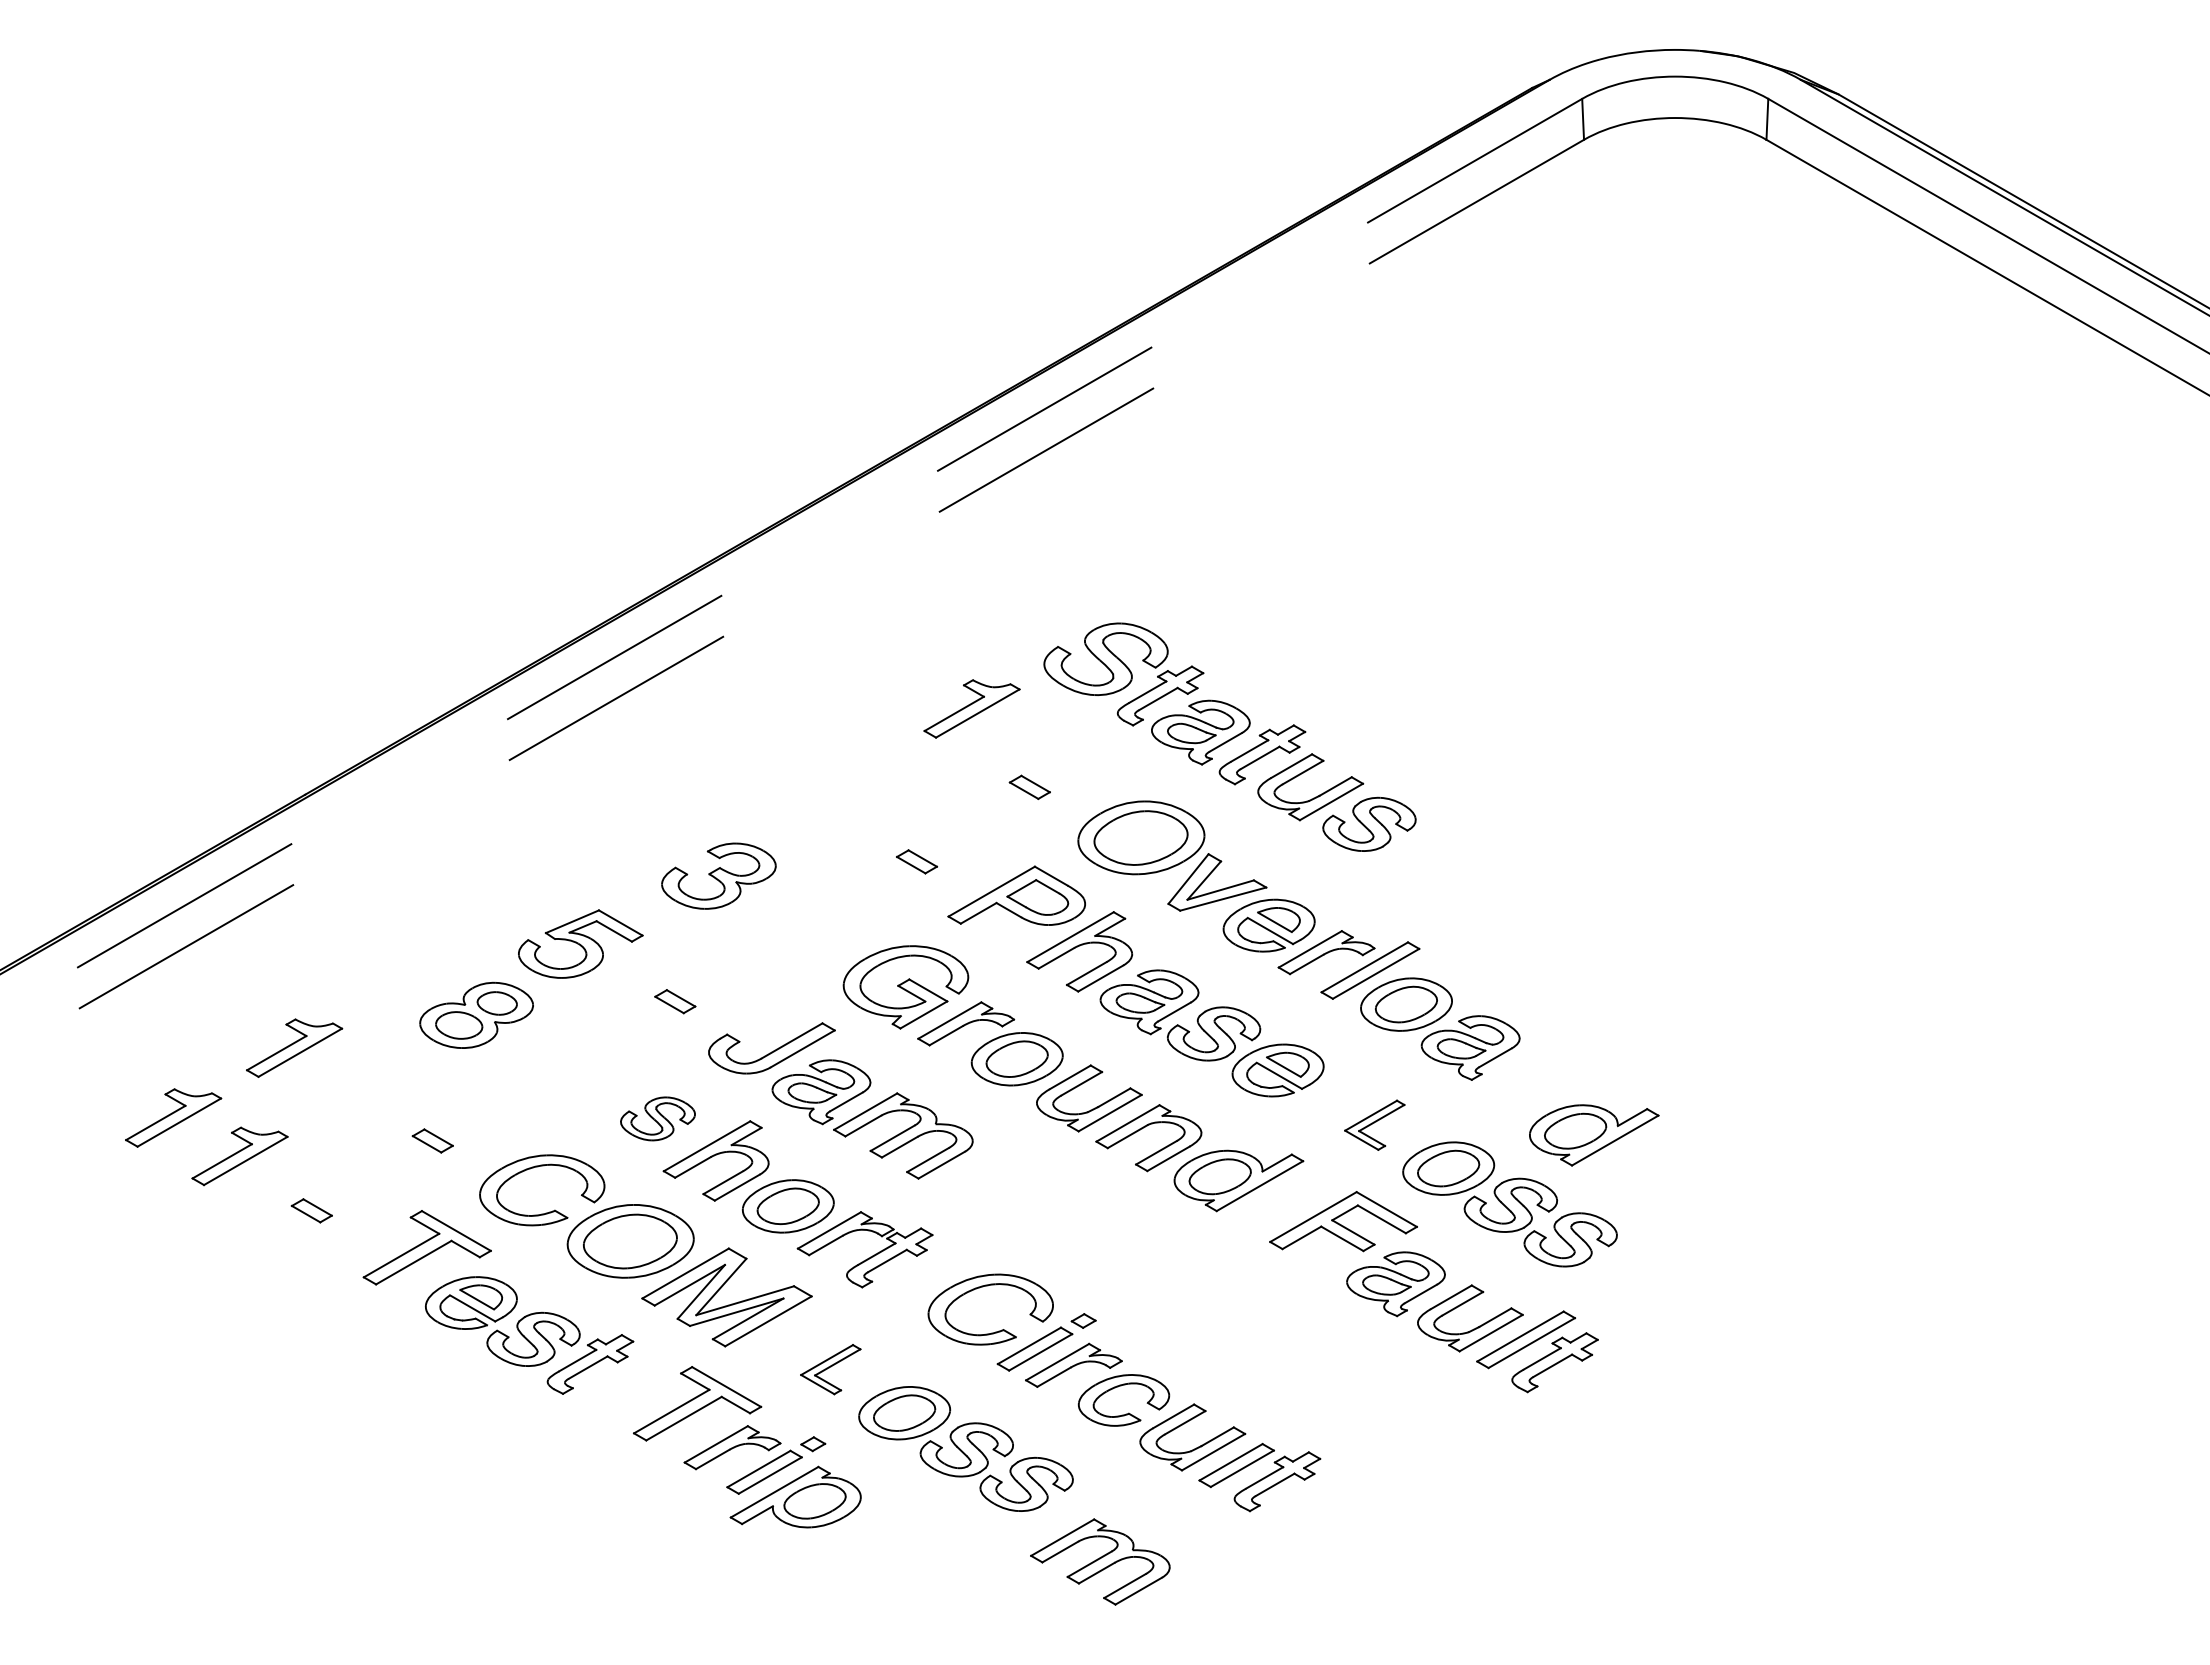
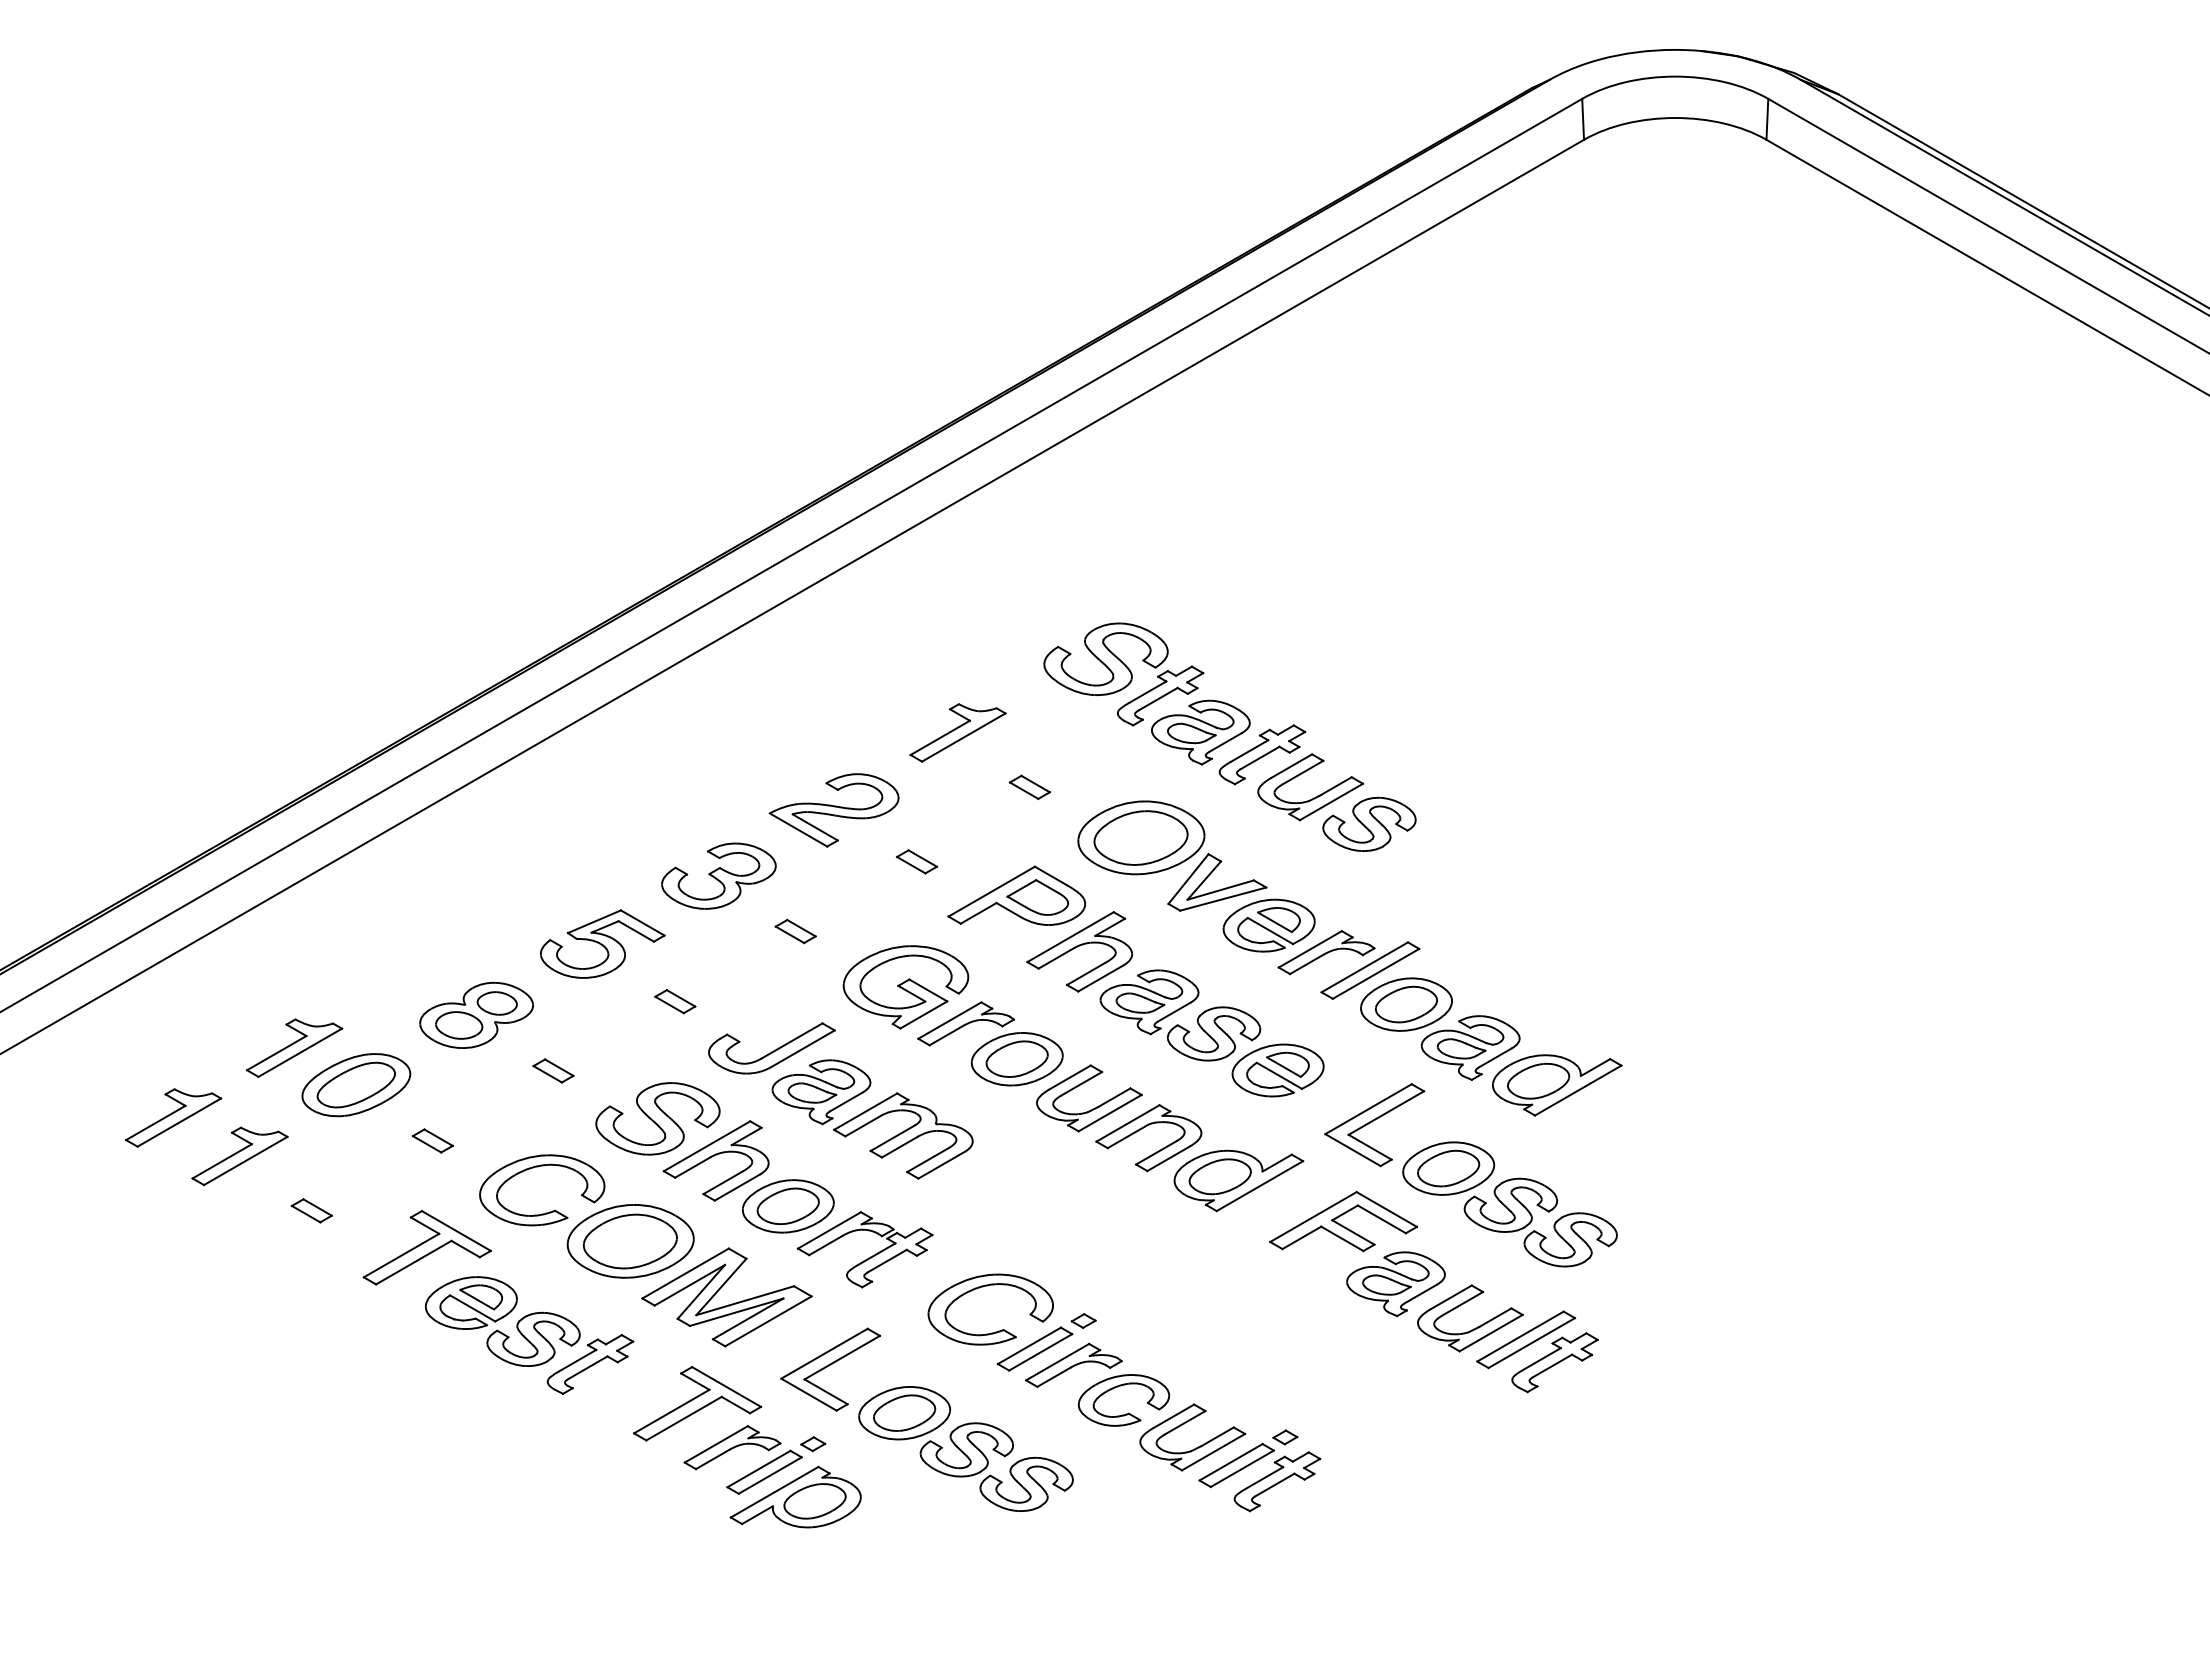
line: dashed -> solid (790, 555)
line: dashed -> solid (791, 597)
part position: (971, 708) -> (957, 732) (957, 732)
part: none -> present (833, 810)
part: none -> present (795, 931)
part position: (580, 943) -> (602, 943) (602, 943)
part: none -> present (553, 1070)
part: none -> present (356, 1085)
part size: 76x46 px -> 126x74 px (657, 1118)
part size: 62x52 px -> 102x85 px (1374, 1125)
part position: (1594, 1135) -> (1557, 1085) (1557, 1085)
part size: 62x52 px -> 102x85 px (830, 1369)
part: none -> present (1285, 1437)
part: present -> none (1100, 1561)
